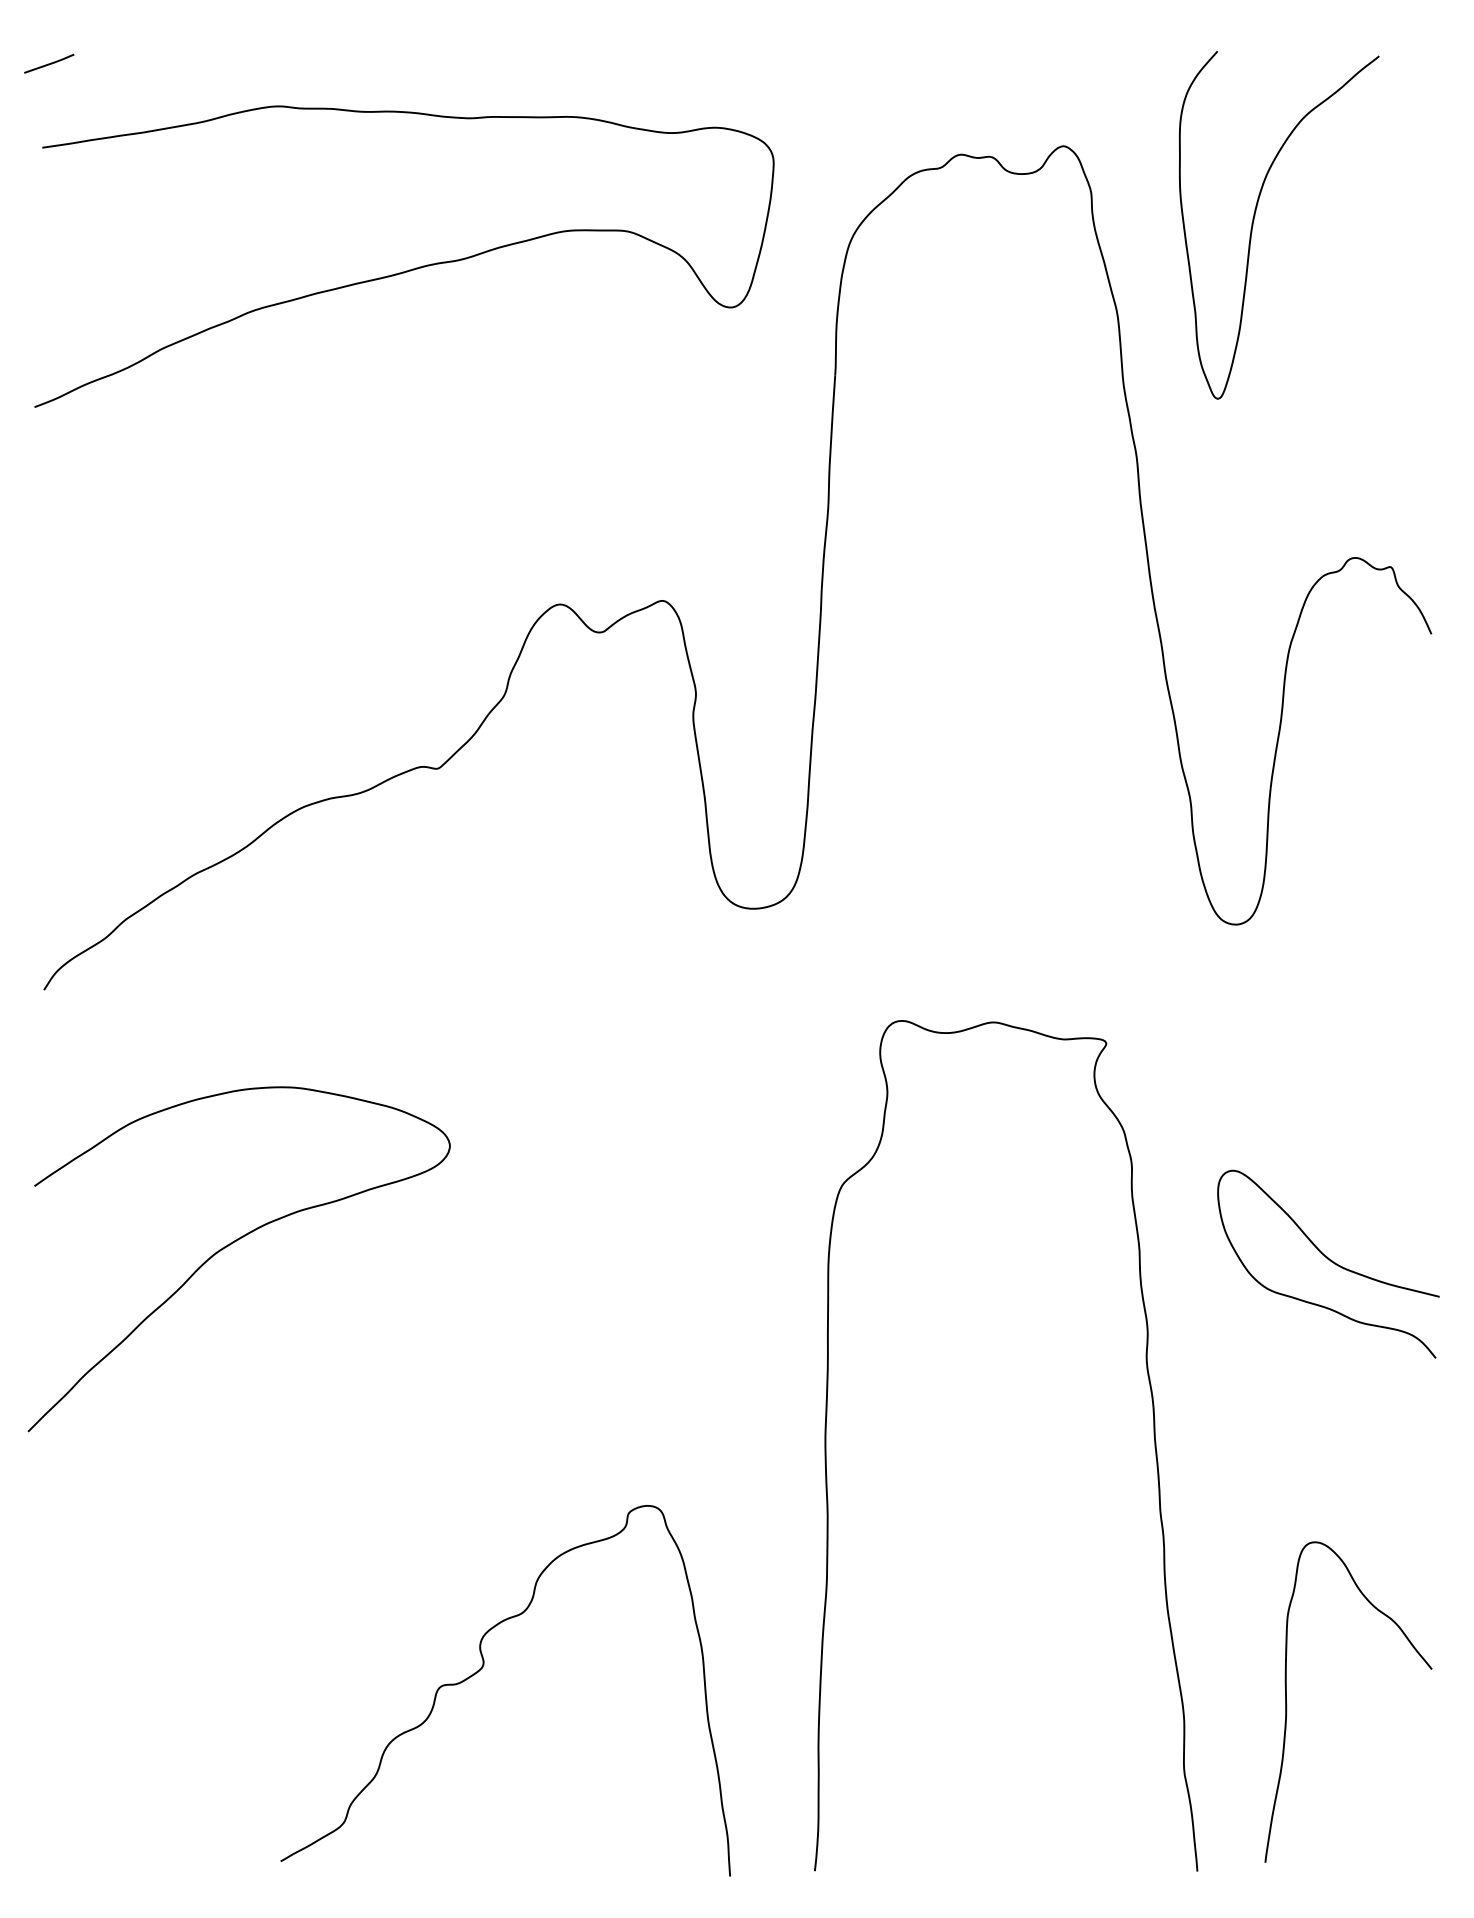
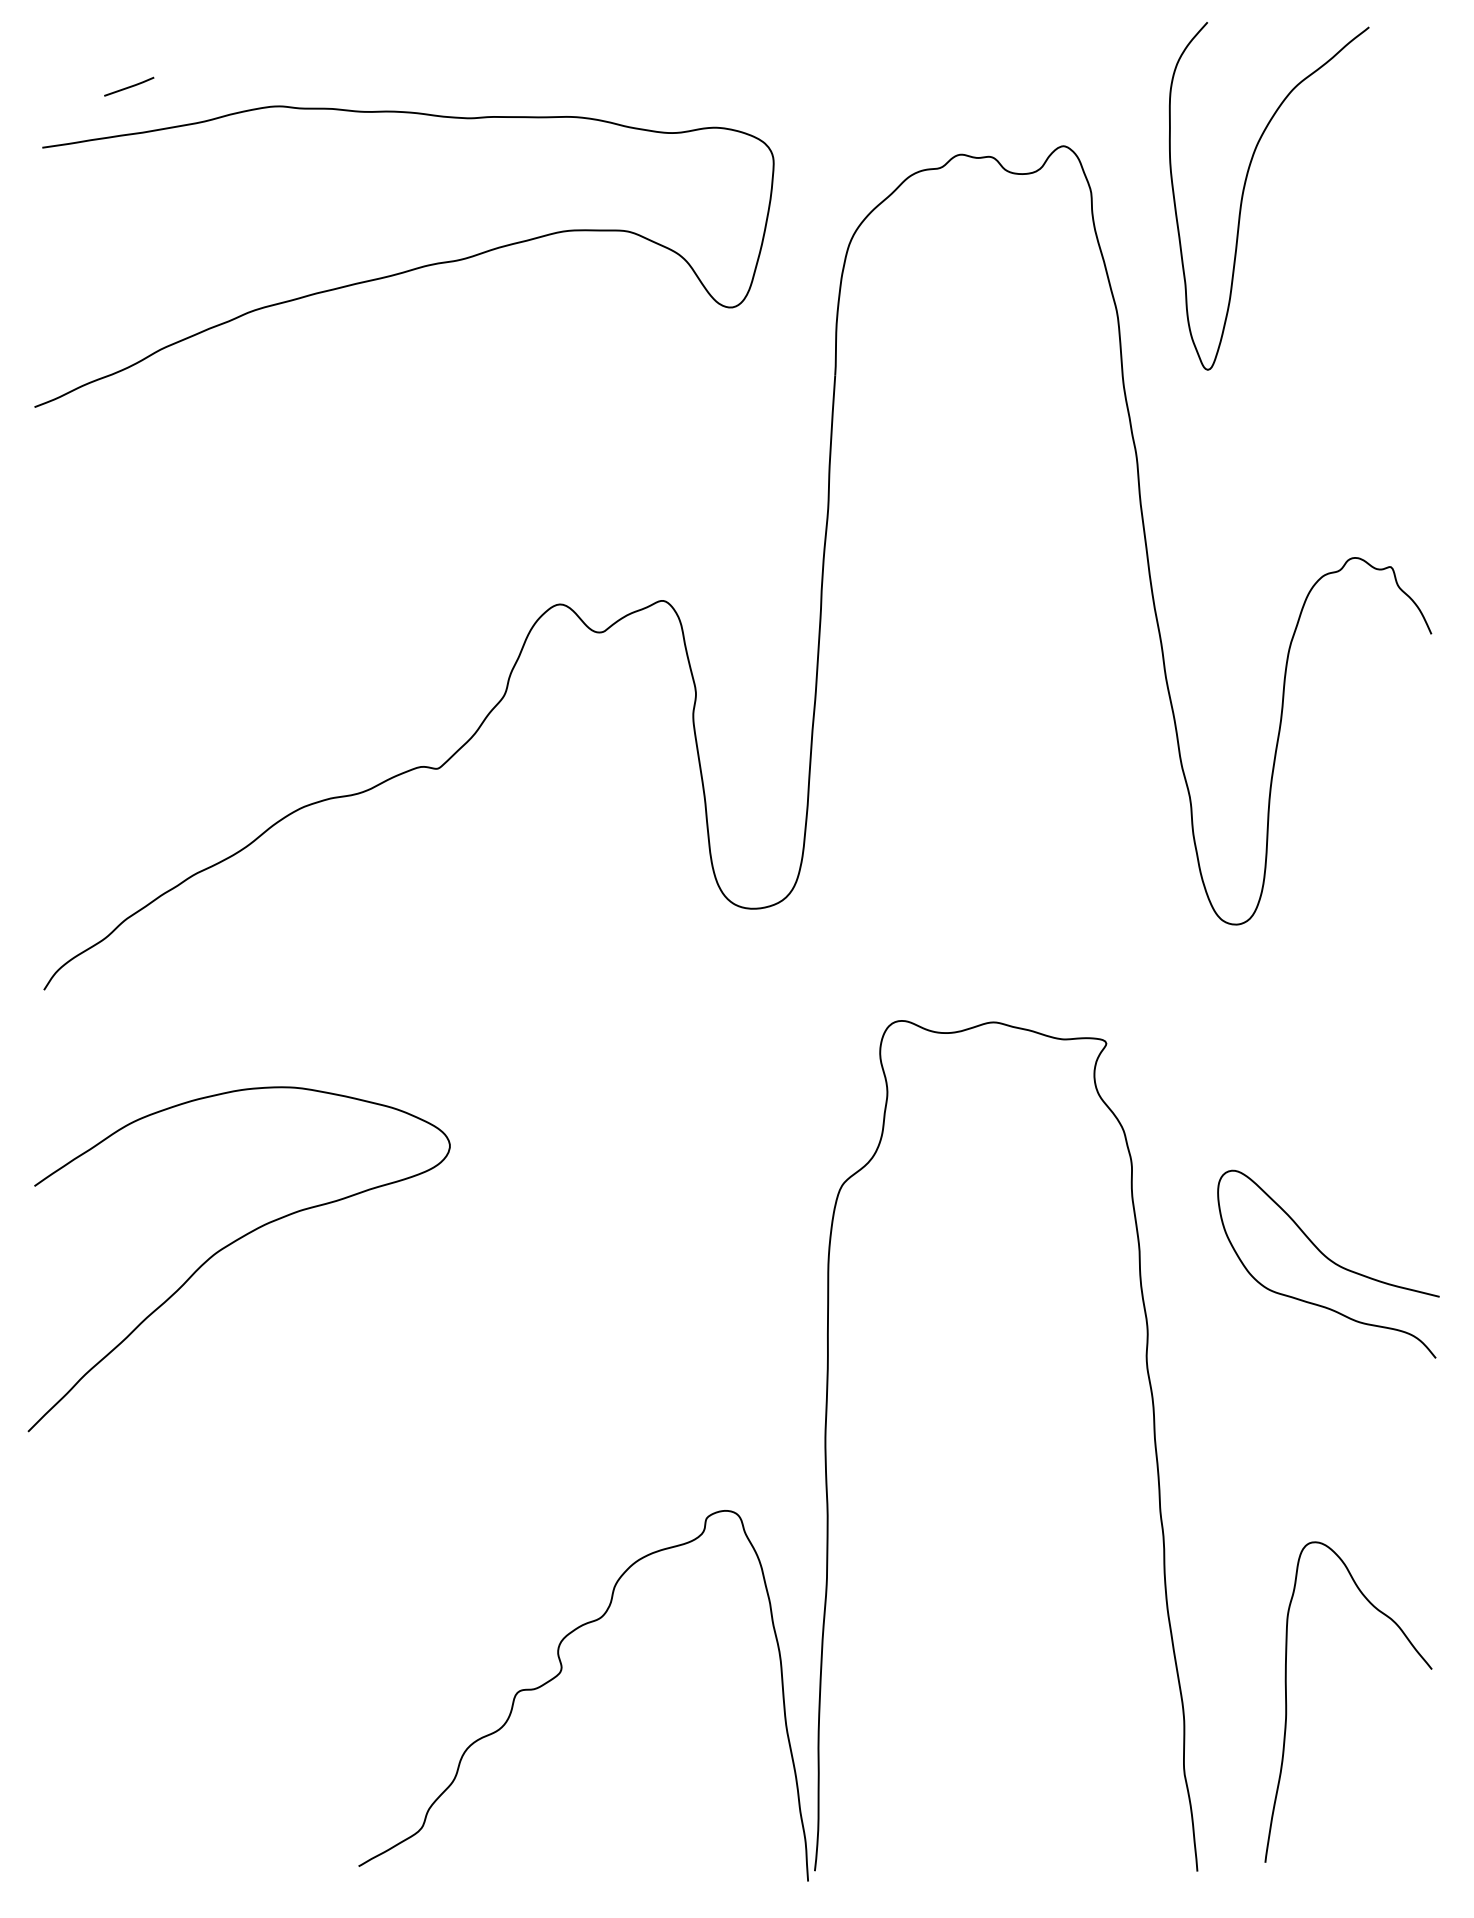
line position: (49, 63) -> (129, 86) (129, 86)
curve position: (1254, 220) -> (1244, 191) (1244, 191)
curve position: (483, 1667) -> (561, 1672) (561, 1672)
